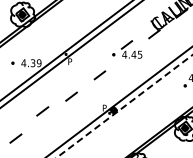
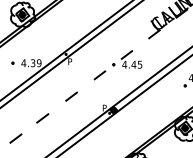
part position: (127, 49) -> (127, 59) (127, 59)
line: dashed -> solid (124, 106)
line position: (42, 111) -> (42, 118) (42, 118)
